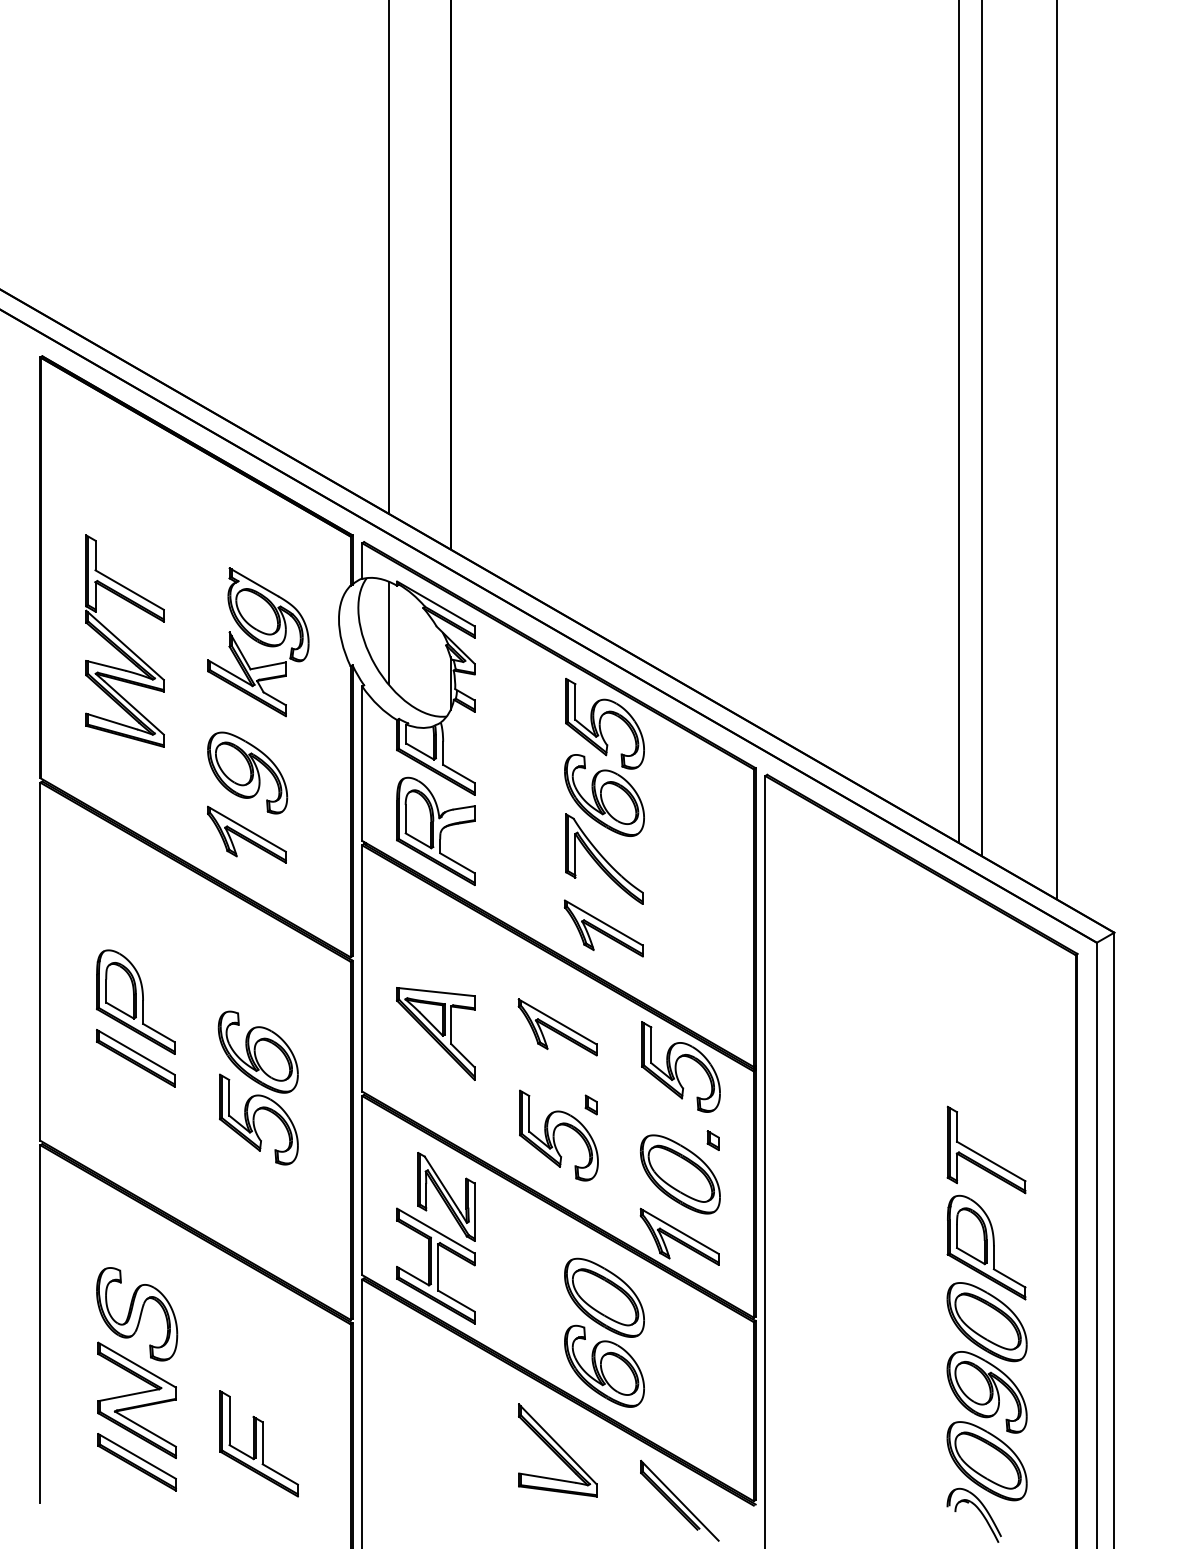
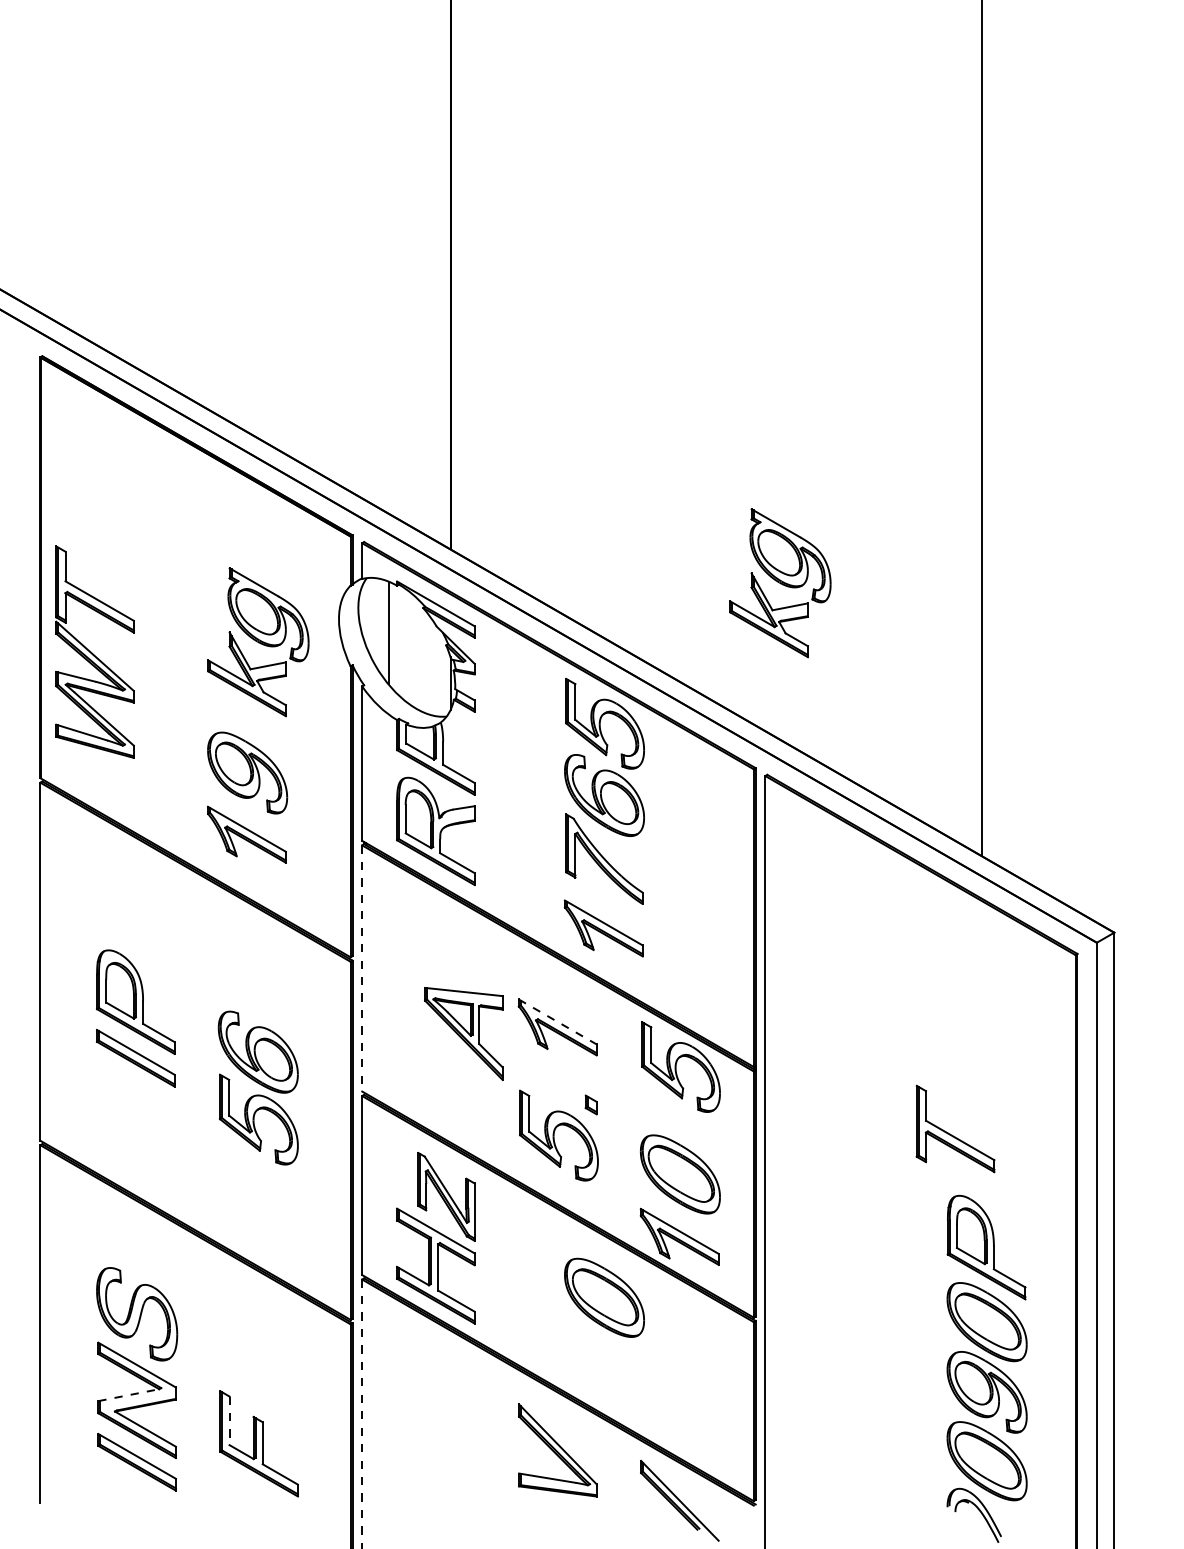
line: present -> none (388, 257)
line: present -> none (958, 422)
line: present -> none (1056, 450)
part: none -> present (780, 583)
part position: (124, 640) -> (94, 651) (94, 651)
line: solid -> dashed (362, 968)
line: solid -> dashed (557, 1021)
part position: (435, 1033) -> (463, 1033) (463, 1033)
part: present -> none (712, 1140)
part position: (981, 1154) -> (950, 1133) (950, 1133)
part: present -> none (604, 1365)
line: solid -> dashed (129, 1395)
line: solid -> dashed (362, 1414)
line: solid -> dashed (229, 1421)
